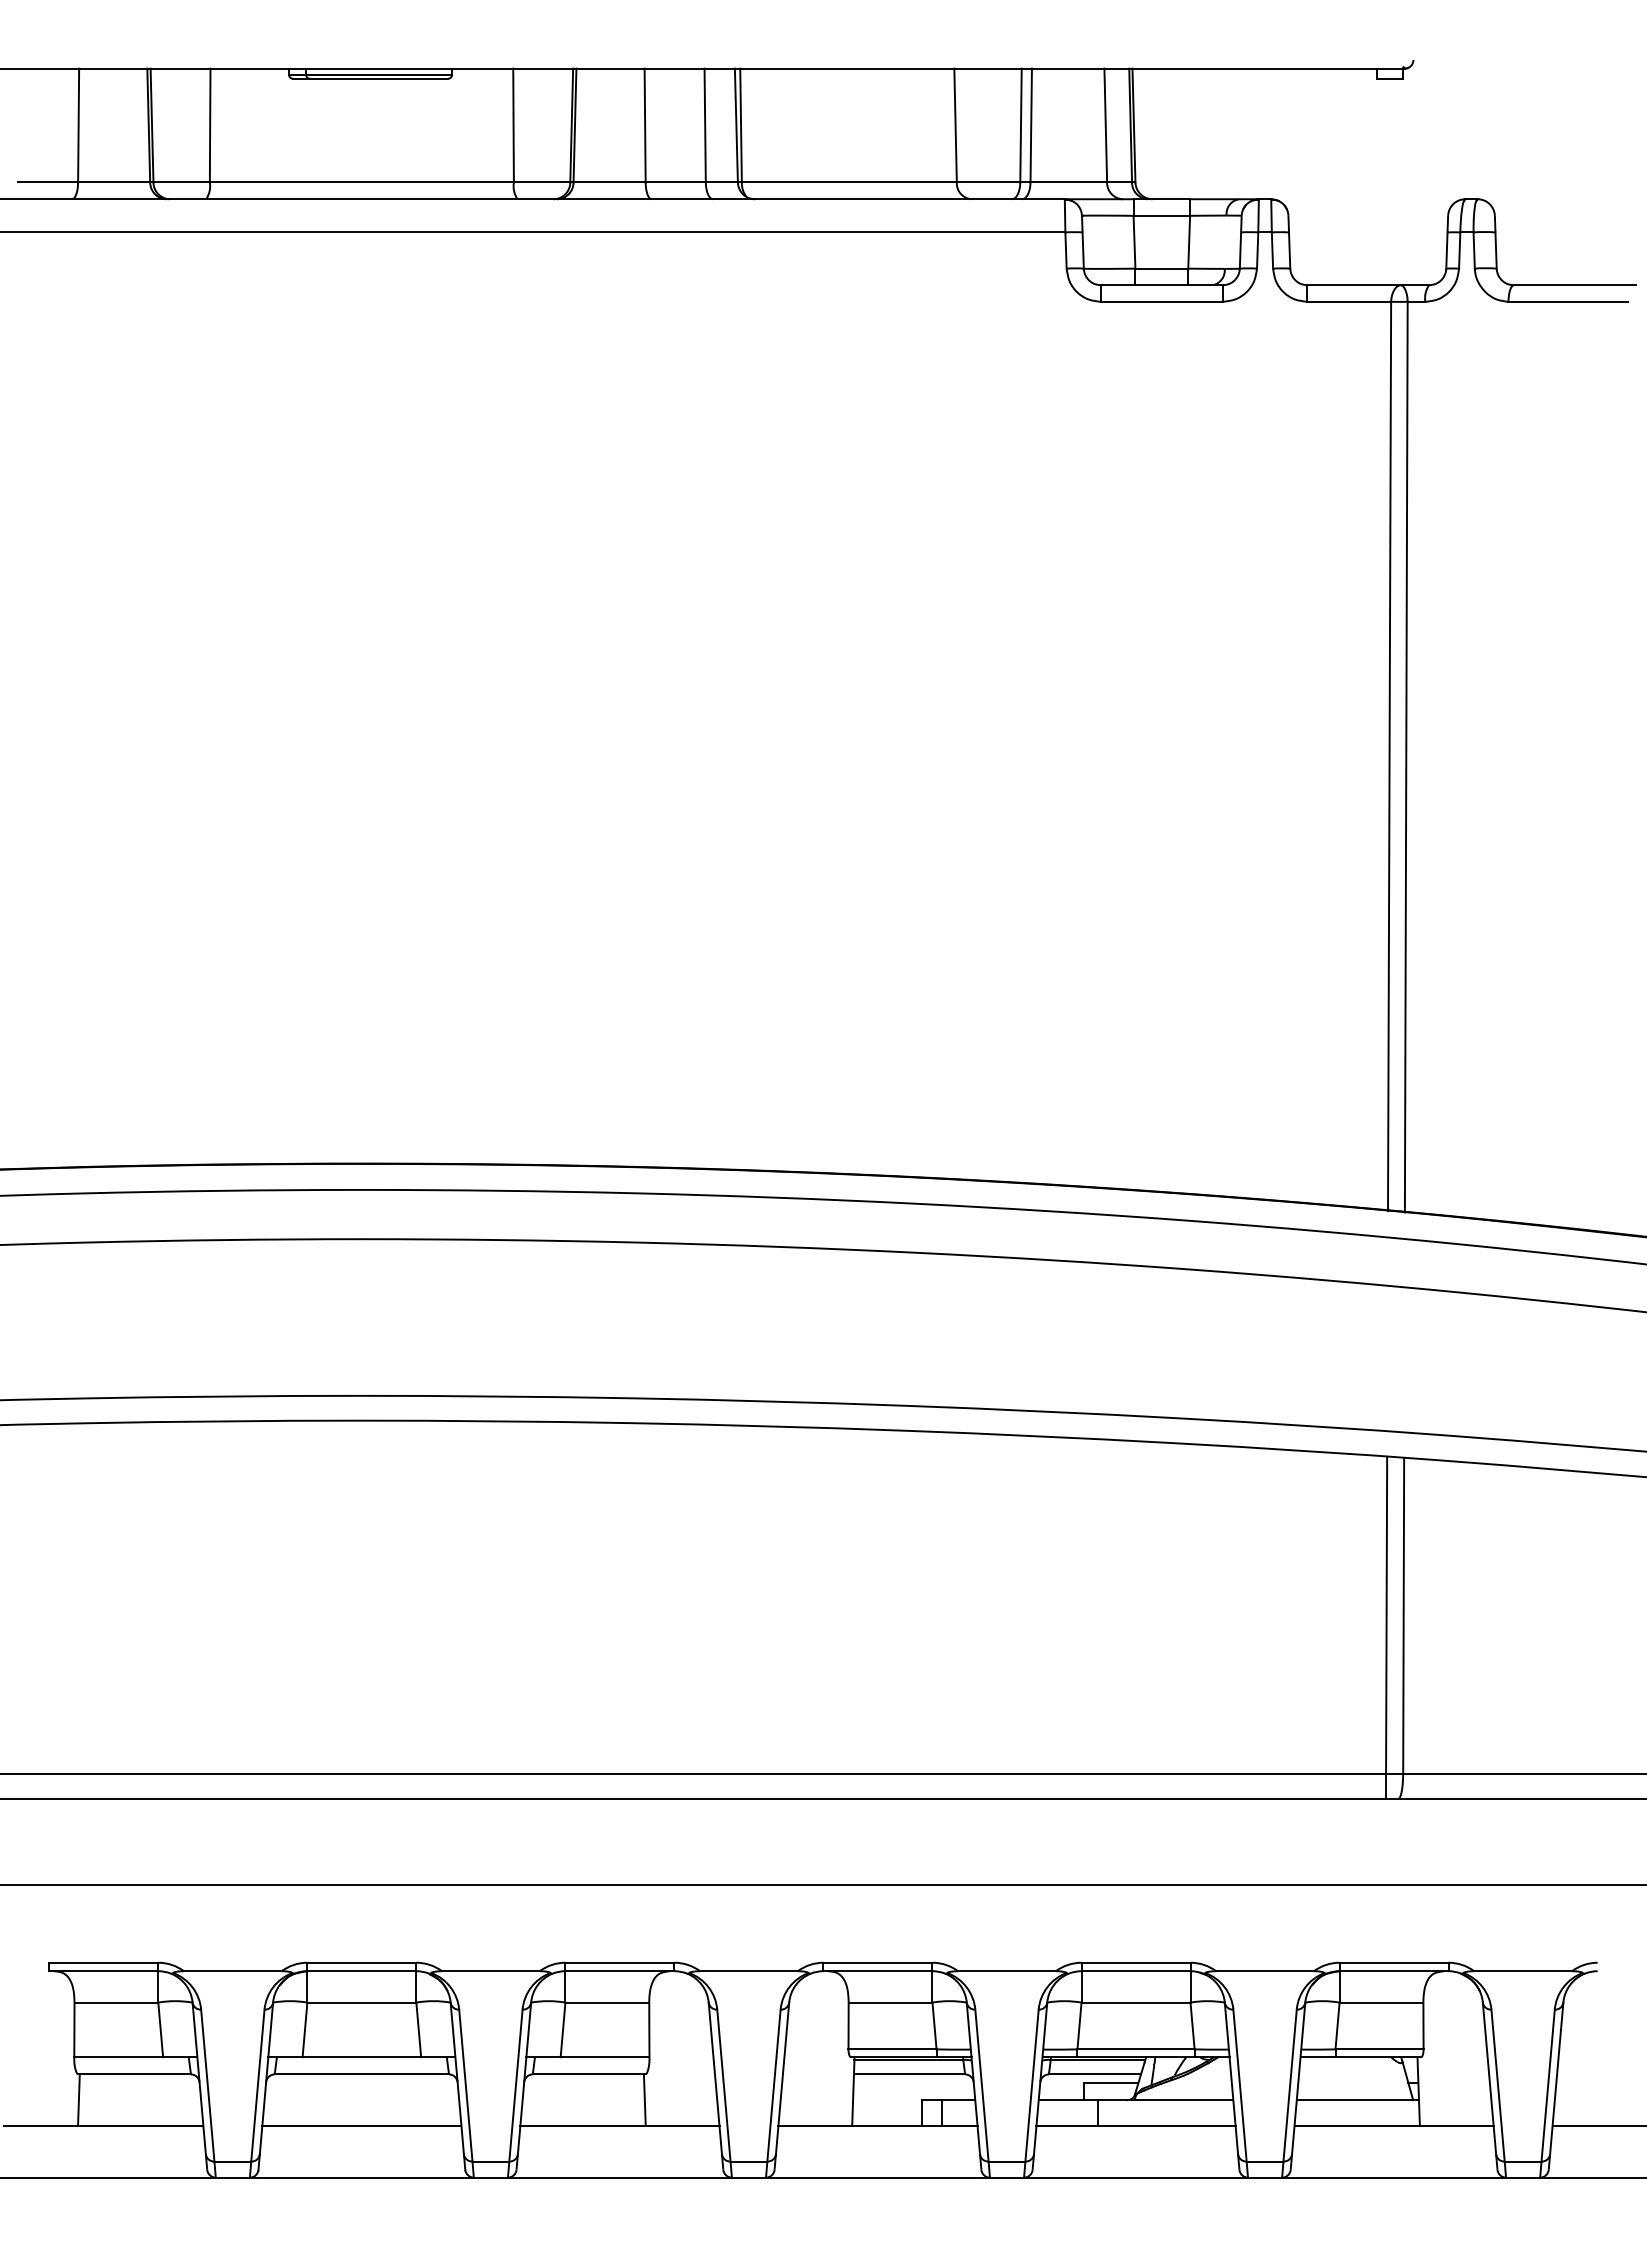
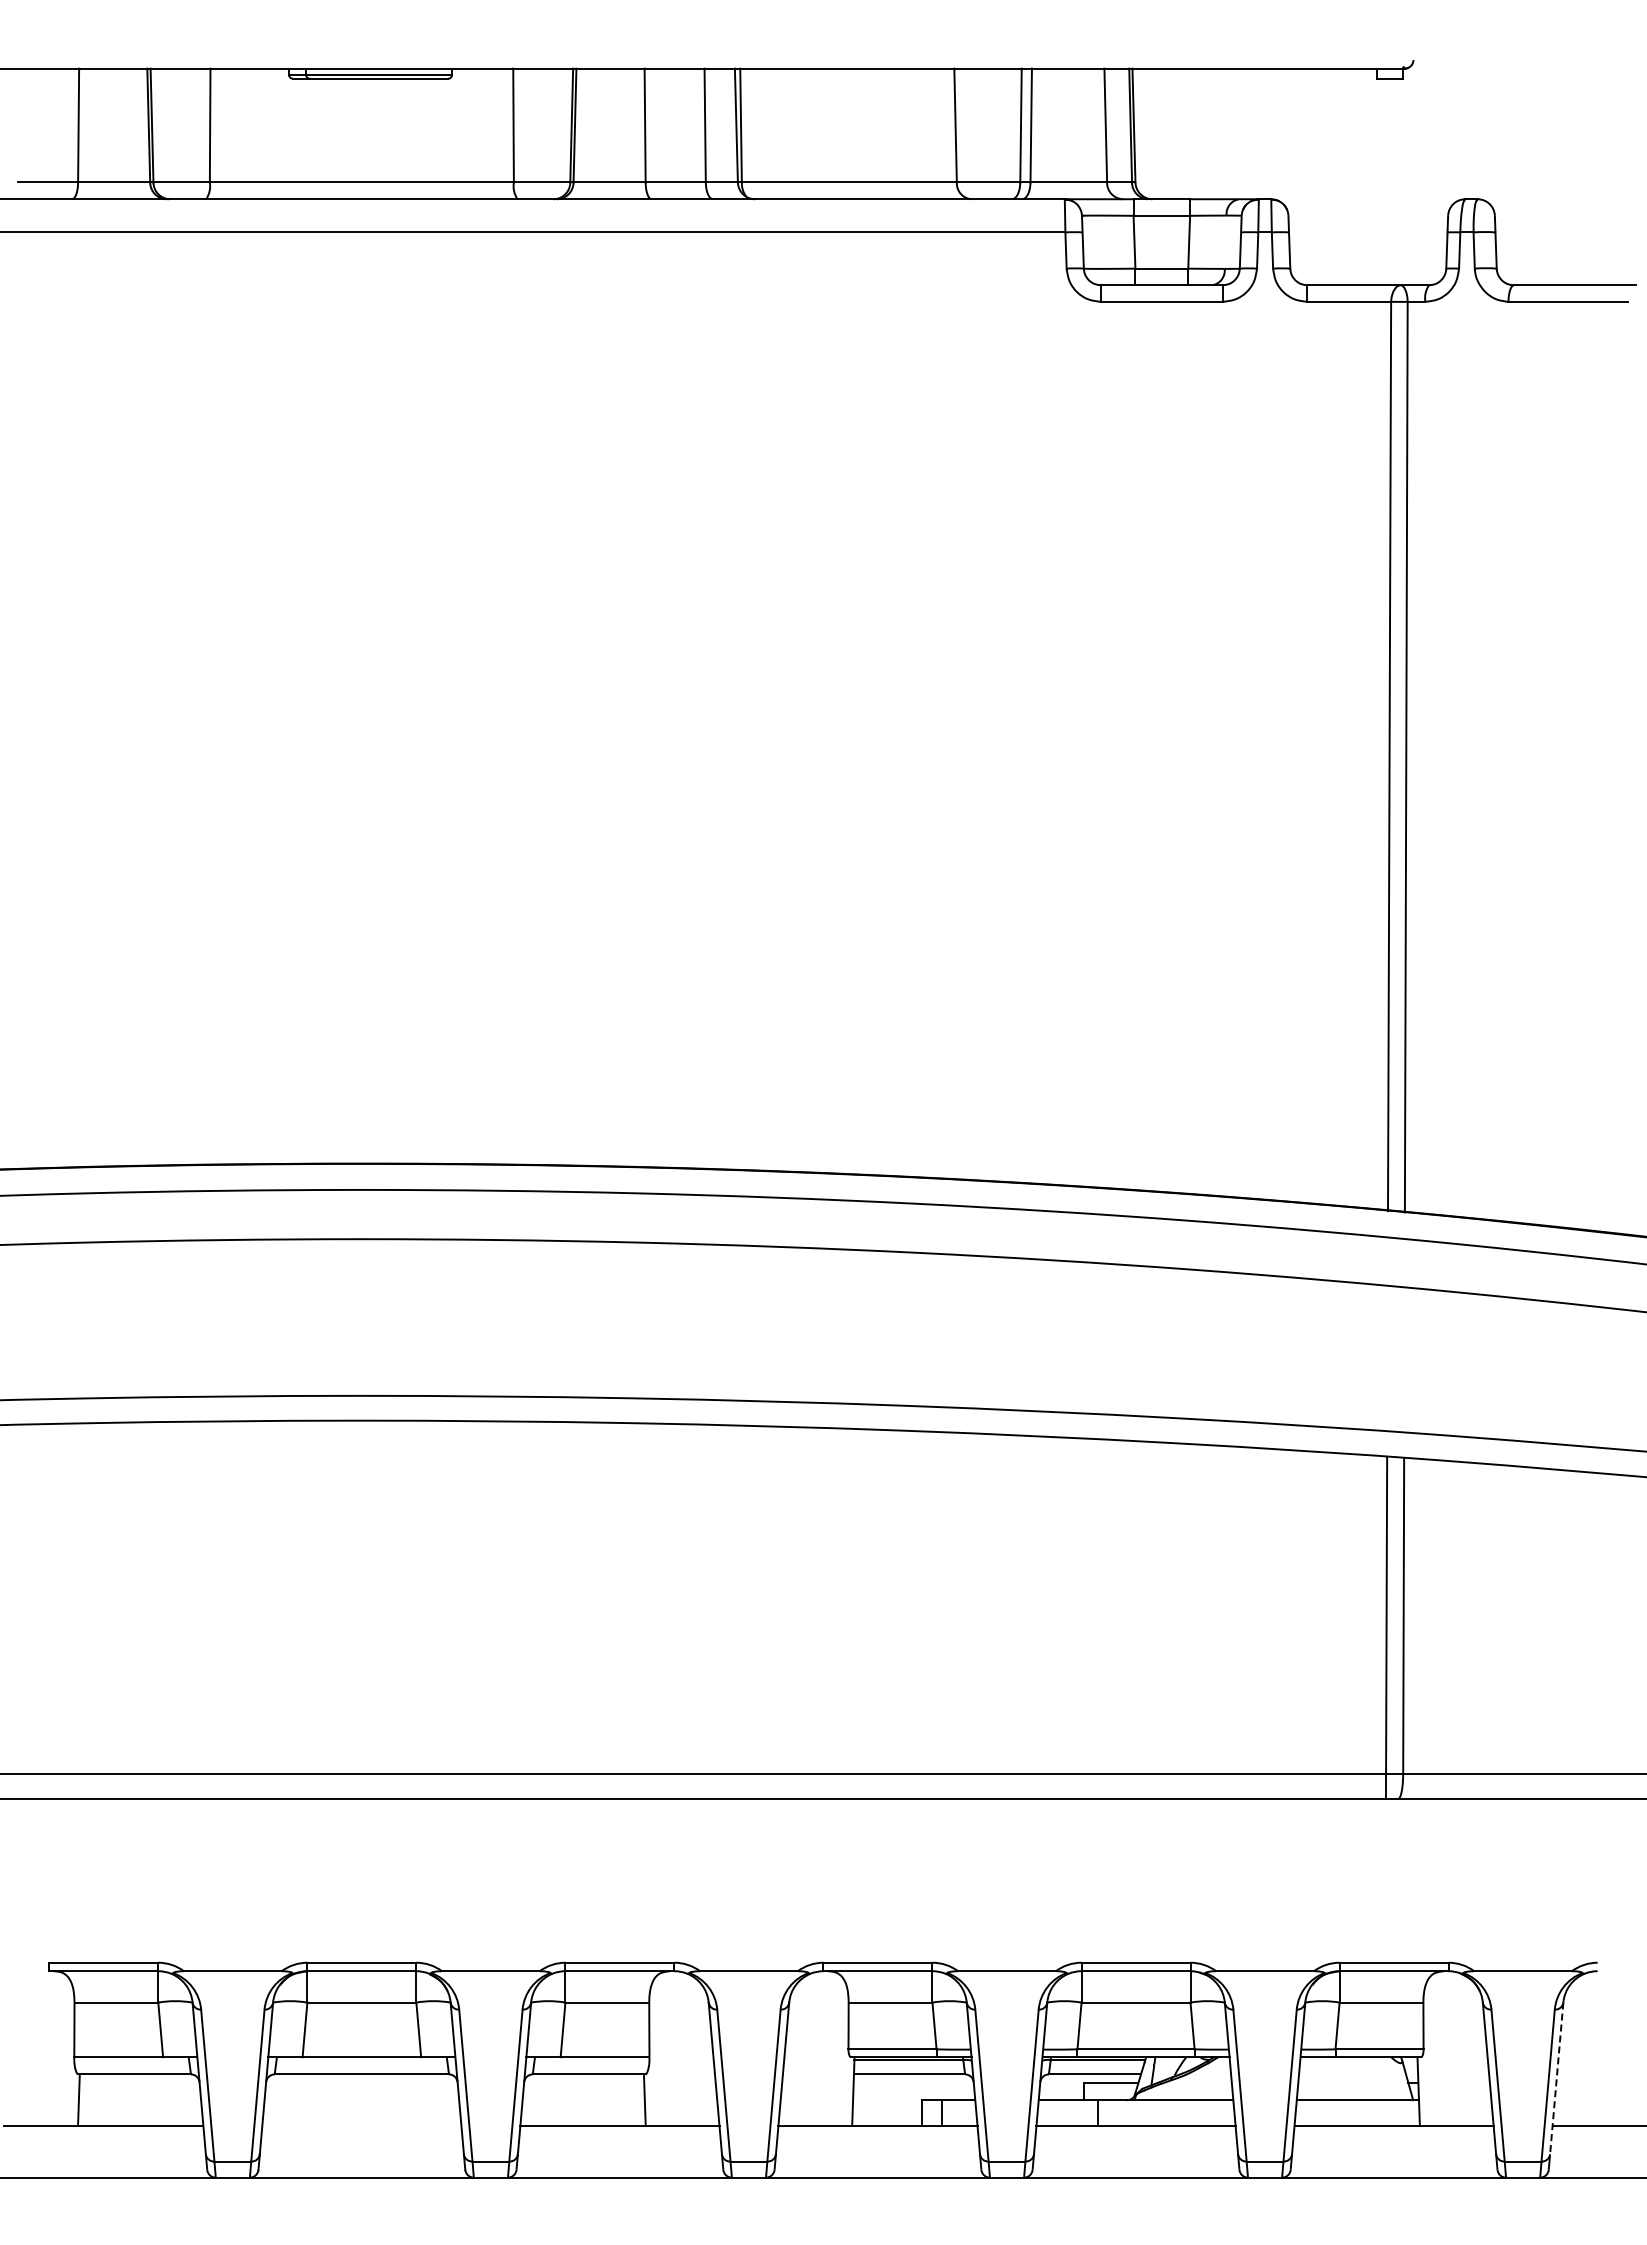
line: present -> none (822, 1885)
line: solid -> dashed (1556, 2079)
line: present -> none (361, 2126)
